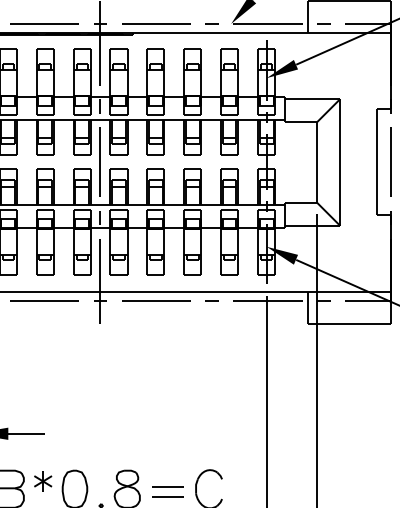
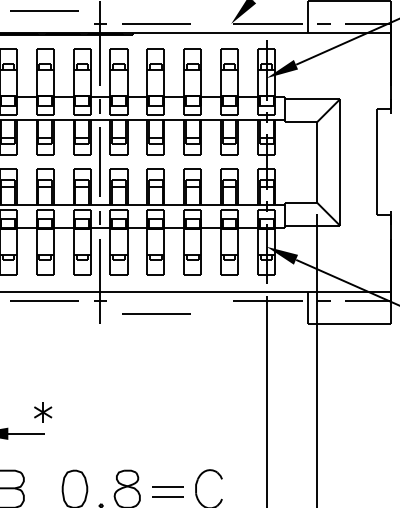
line position: (44, 23) -> (44, 10) (44, 10)
line: present -> none (211, 23)
line: present -> none (390, 161)
line position: (156, 300) -> (156, 313) (156, 313)
line: present -> none (211, 300)
part position: (43, 481) -> (43, 412) (43, 412)
